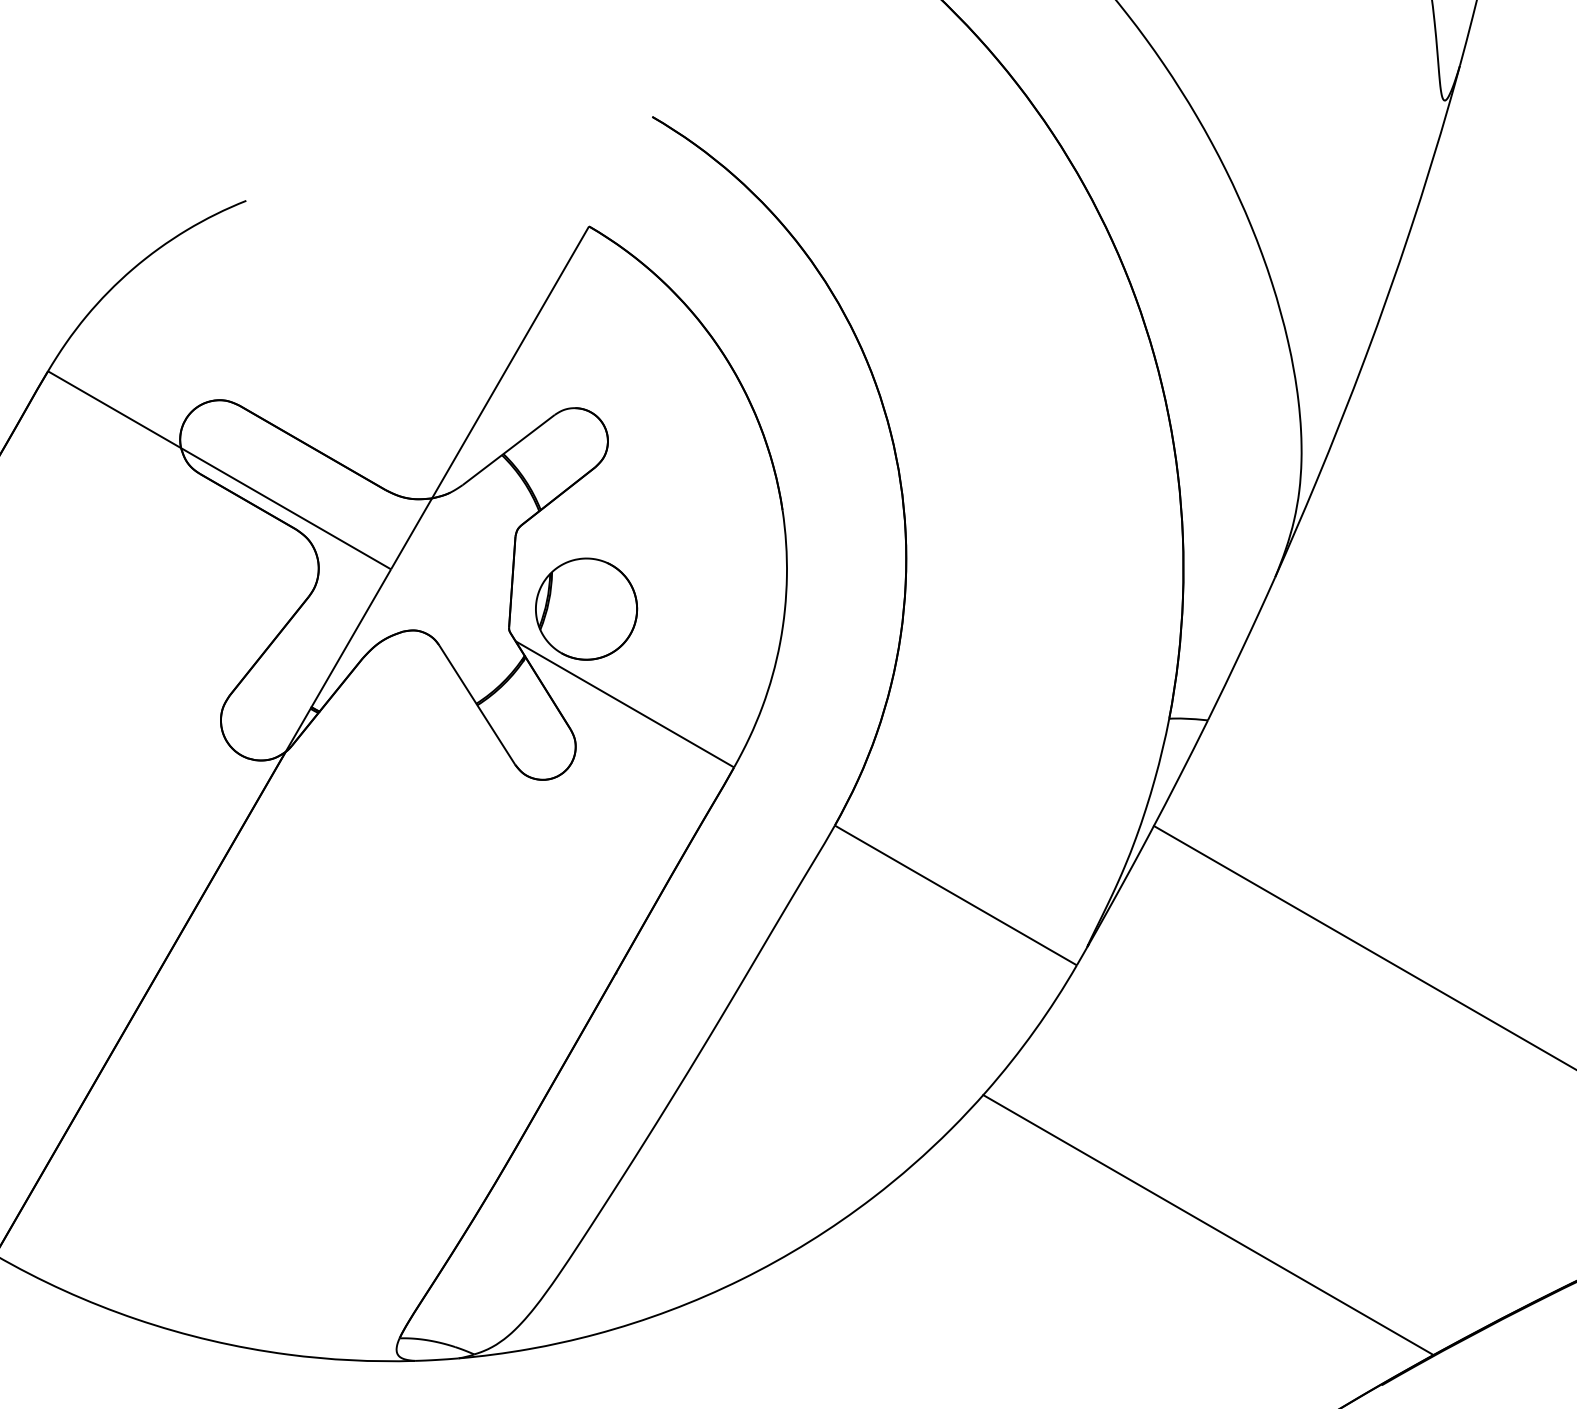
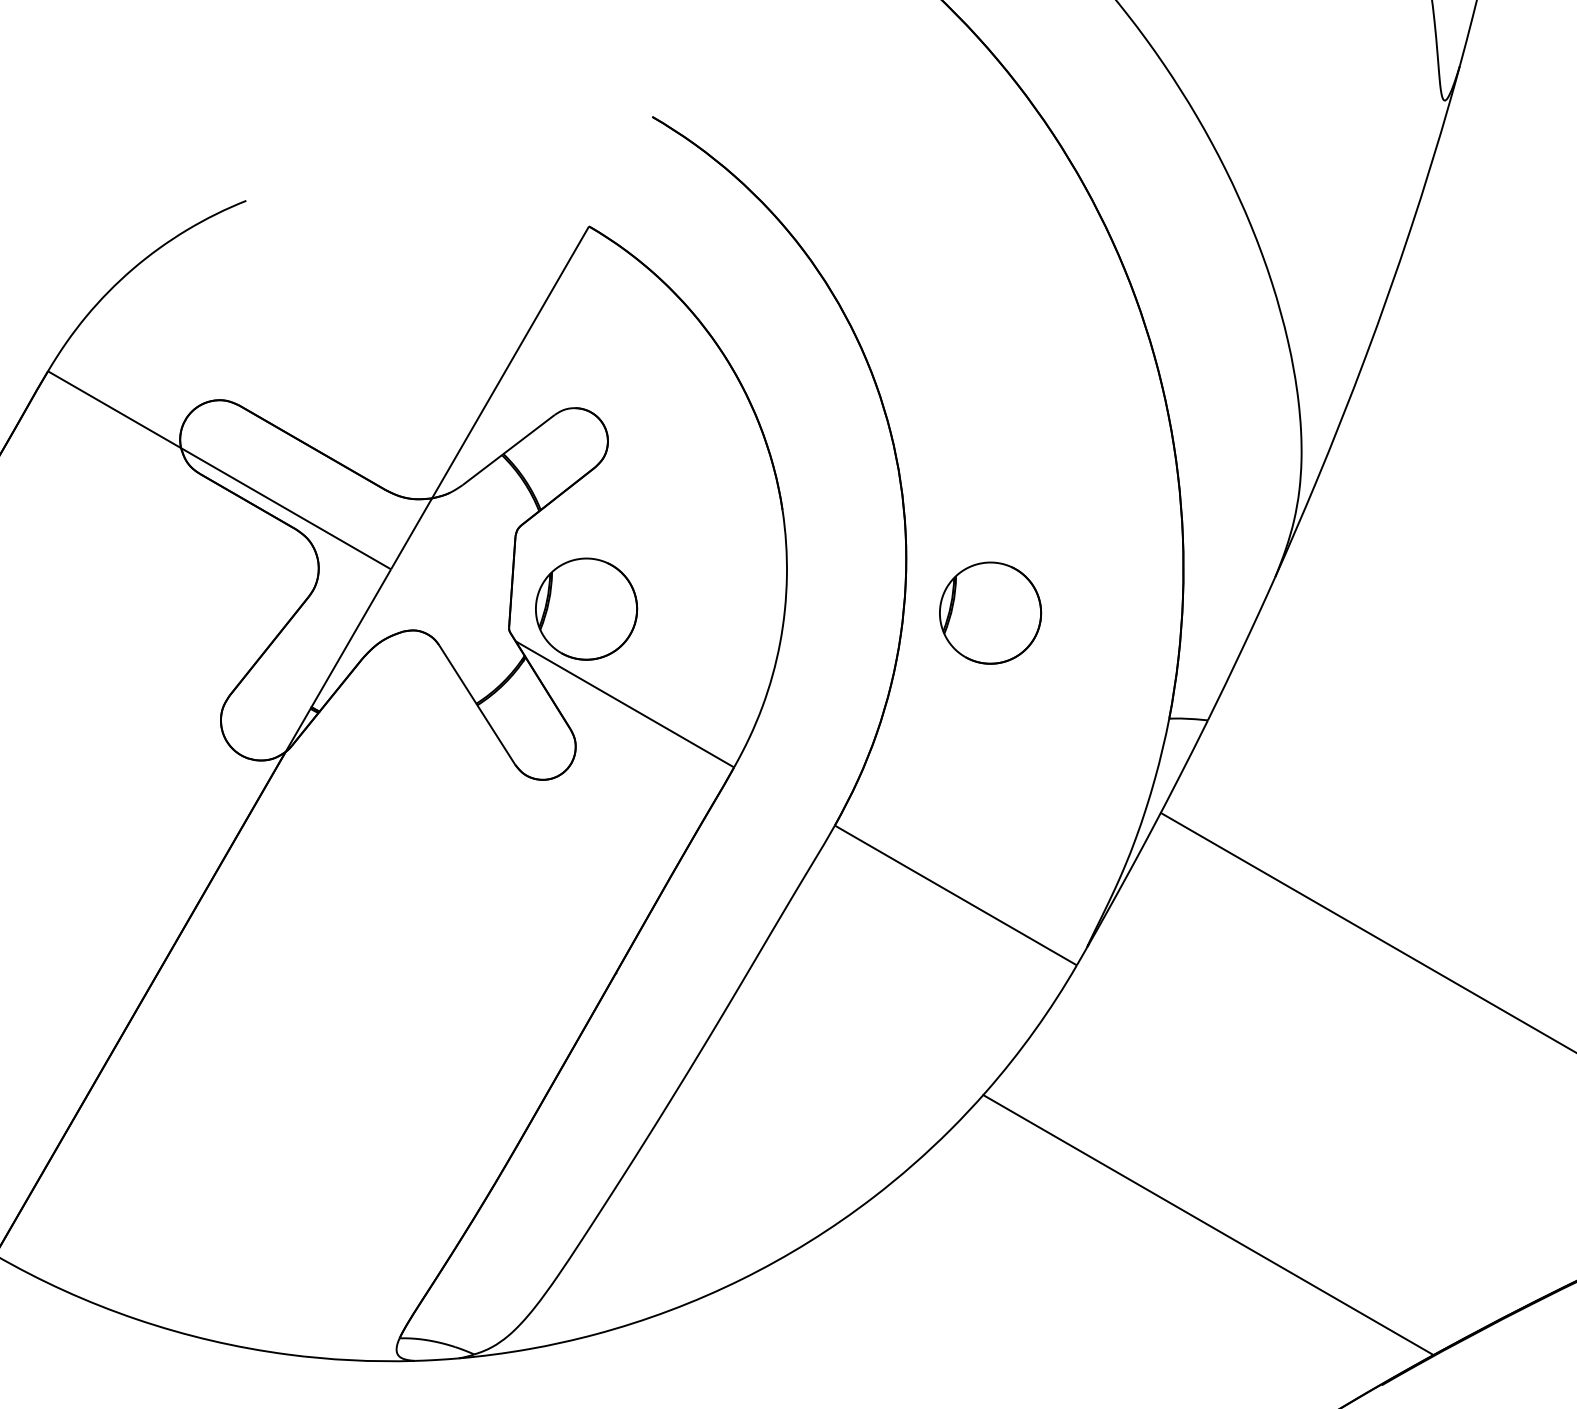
part: none -> present (990, 612)
line position: (1363, 946) -> (1366, 931) (1366, 931)
